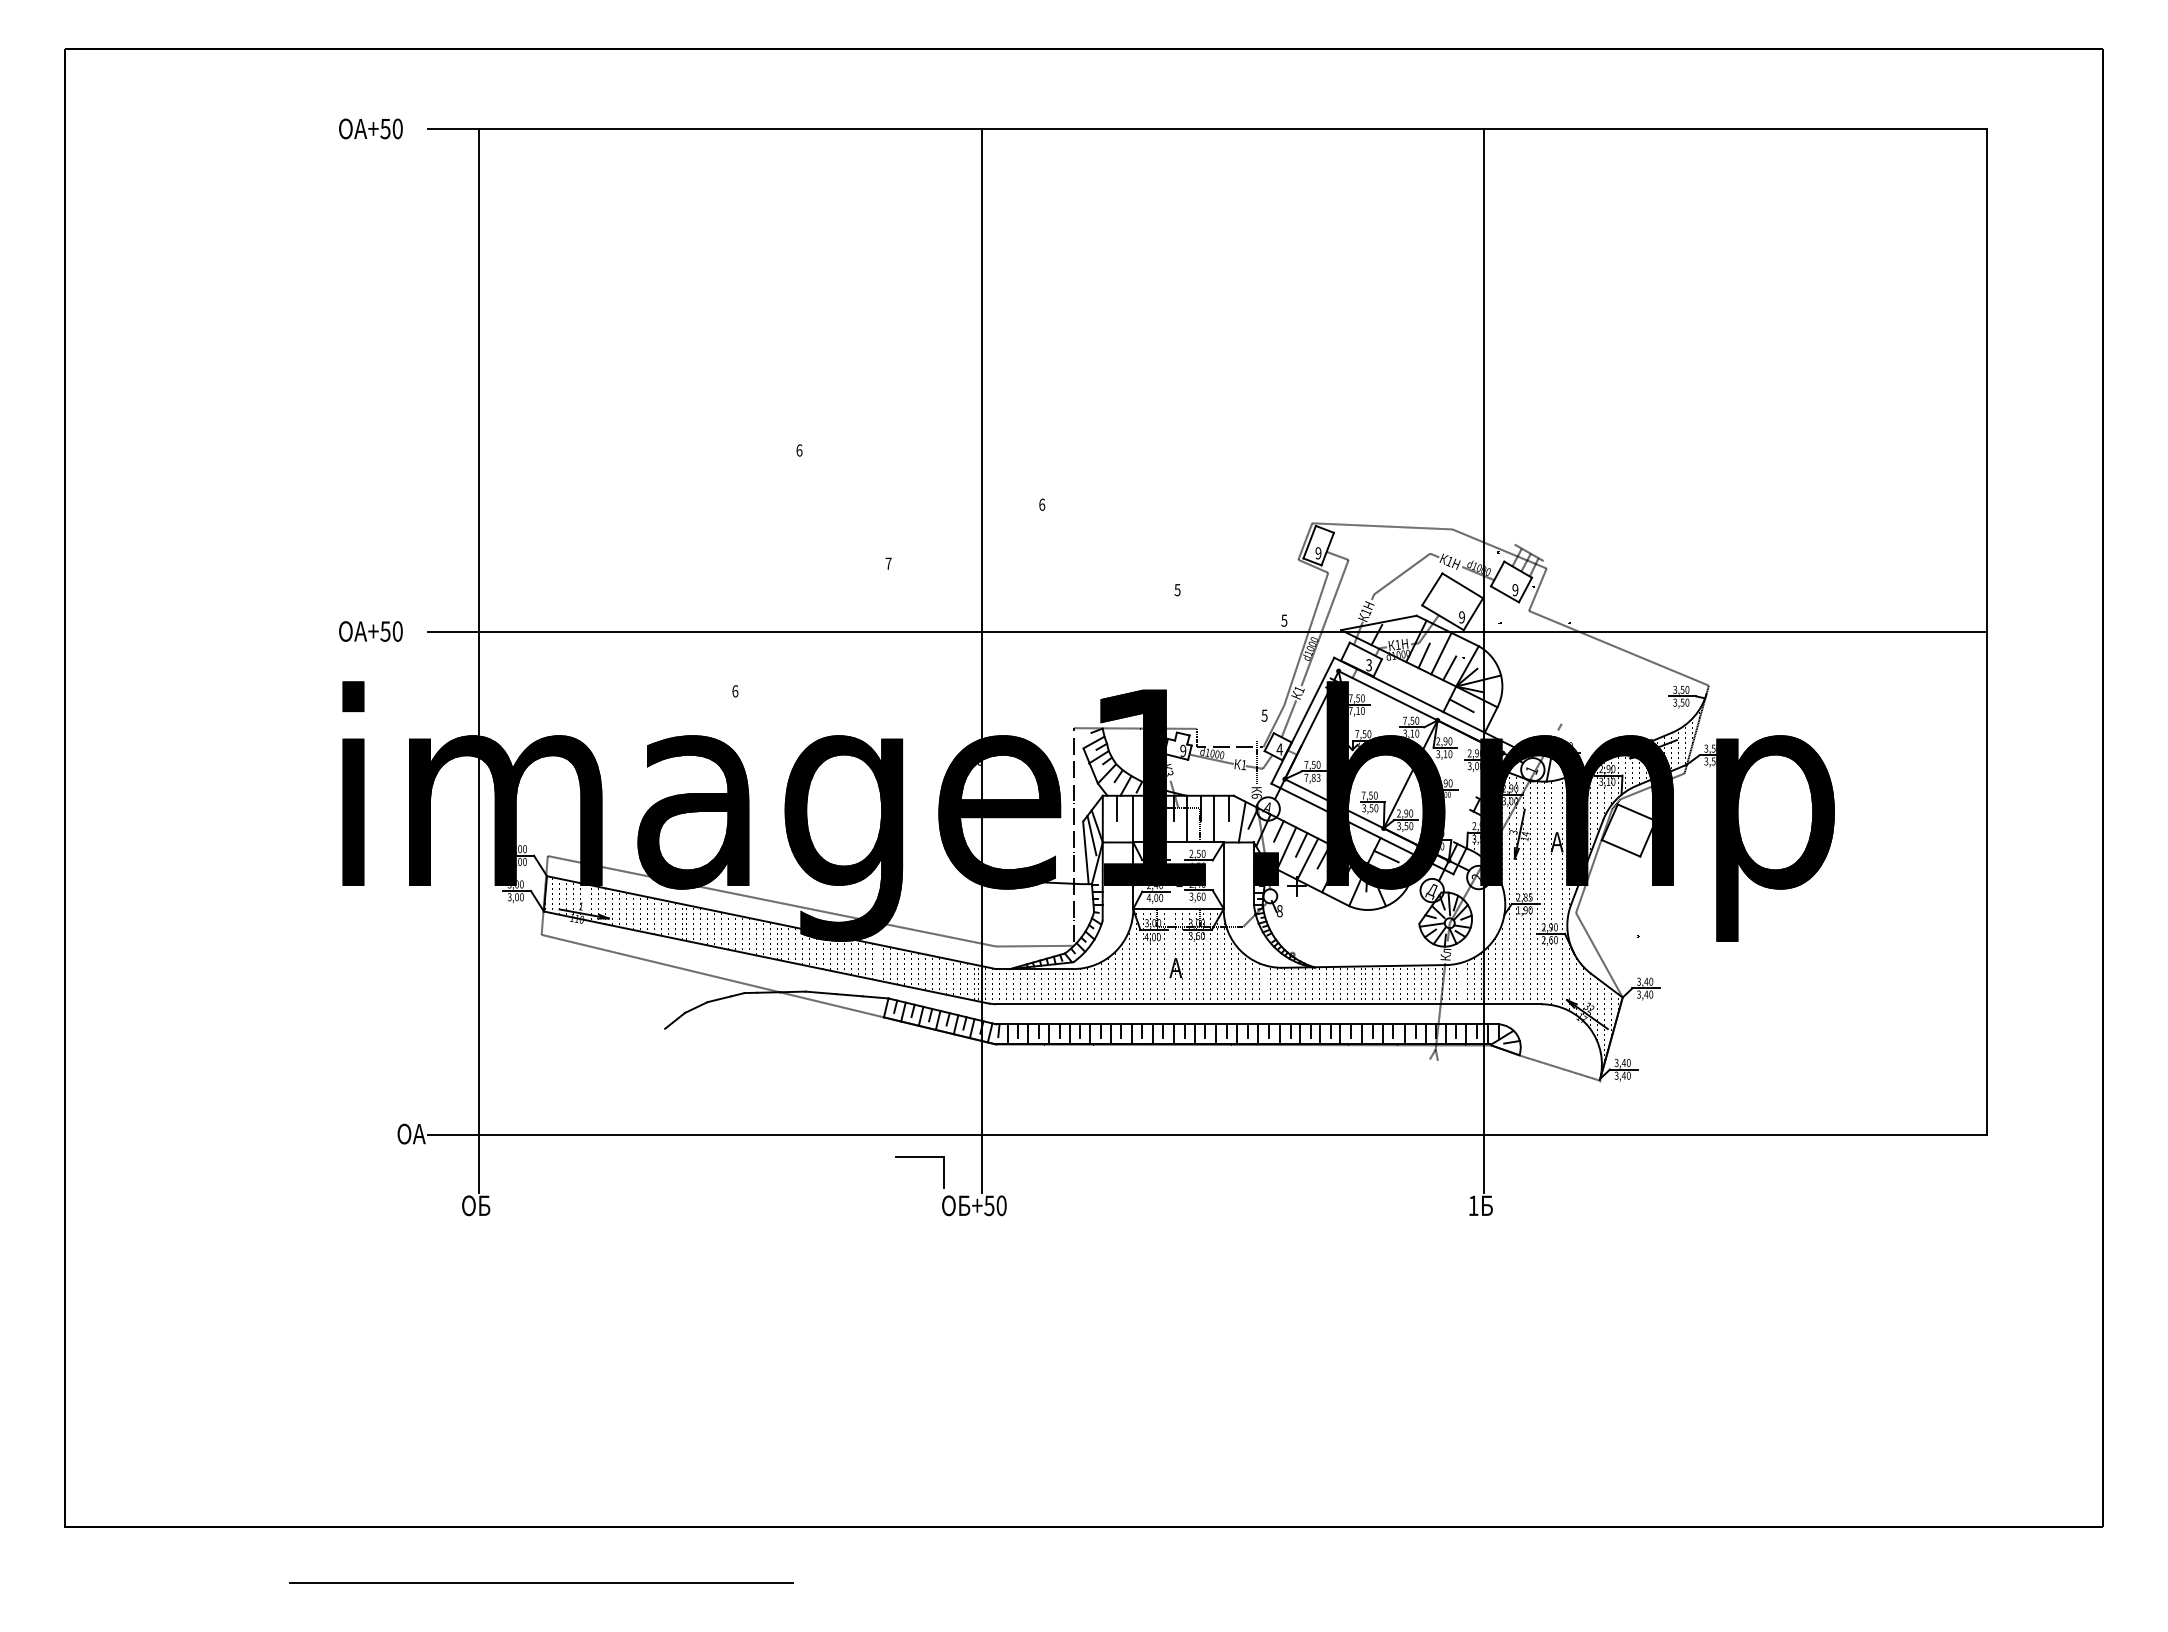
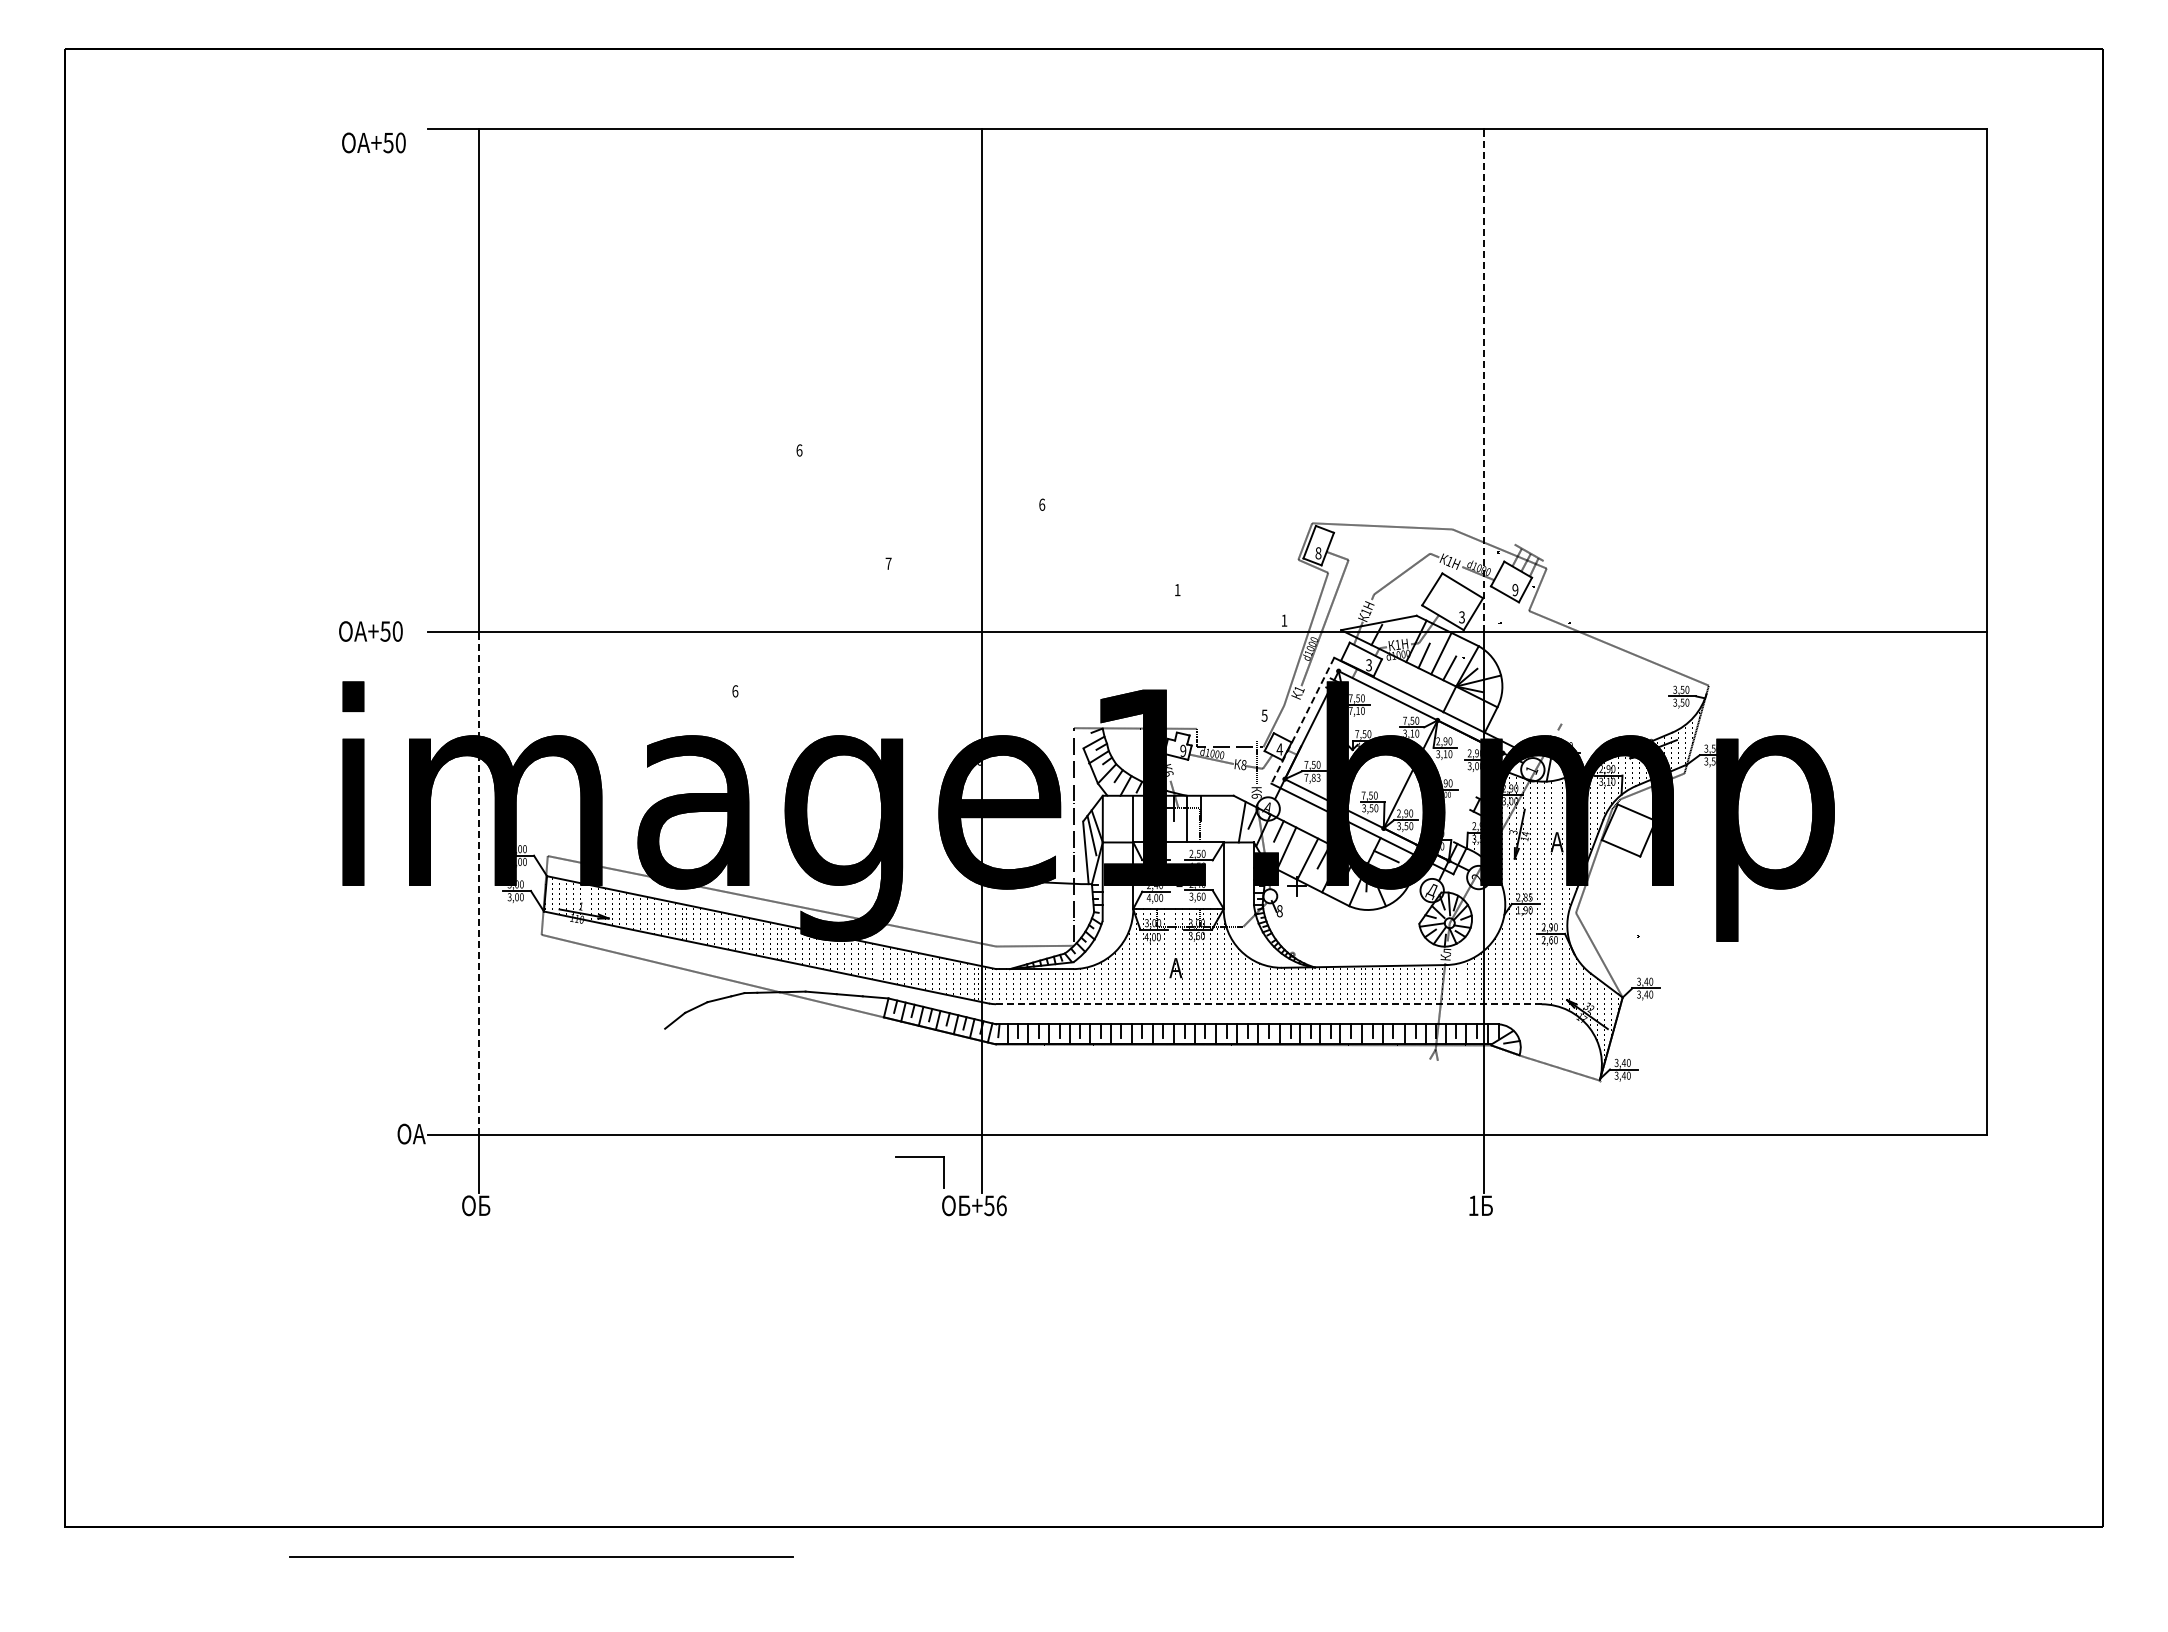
text position: (370, 128) -> (373, 142) (373, 142)
line: solid -> dashed (1484, 380)
text: 9 -> 8 (1318, 553)
text: 5 -> 1 (1177, 590)
text: 9 -> 3 (1461, 617)
text: 5 -> 1 (1284, 620)
line: present -> none (1461, 705)
line: present -> none (1288, 718)
line: solid -> dashed (1302, 721)
text: 1 -> 8 (1243, 765)
text: 3 -> 6 (1170, 773)
line: present -> none (1117, 807)
line: present -> none (1229, 807)
line: present -> none (1214, 818)
line: present -> none (1301, 844)
line: solid -> dashed (479, 882)
line: solid -> dashed (1268, 1004)
text: +50 -> +56 (1001, 1205)
line position: (541, 1582) -> (541, 1556) (541, 1556)
